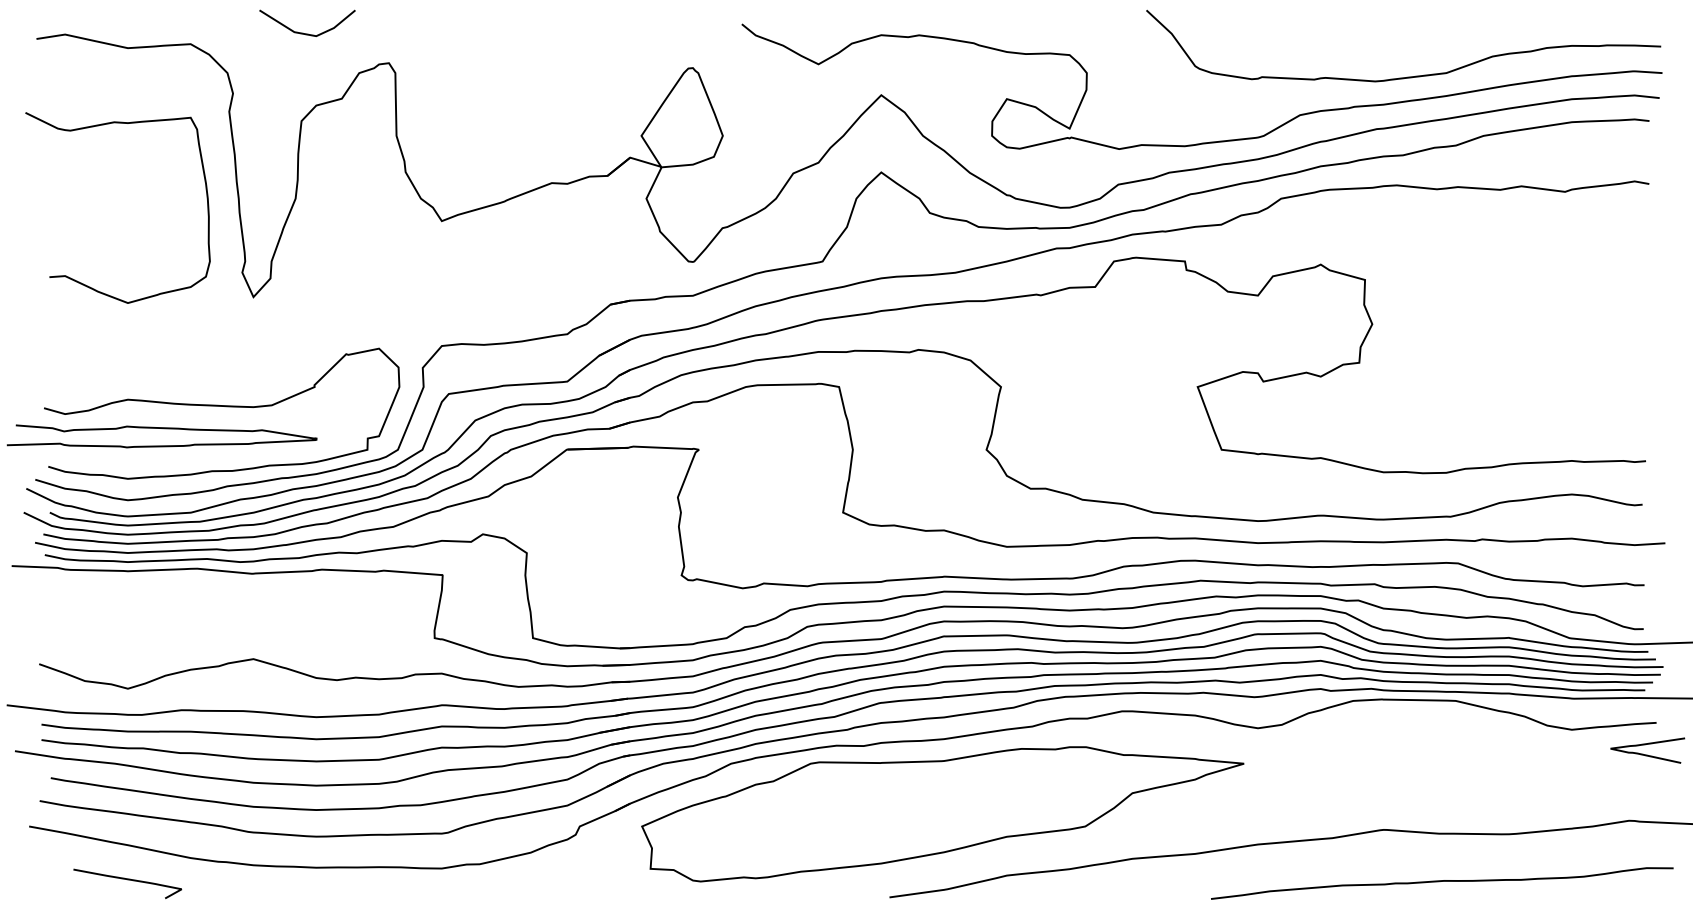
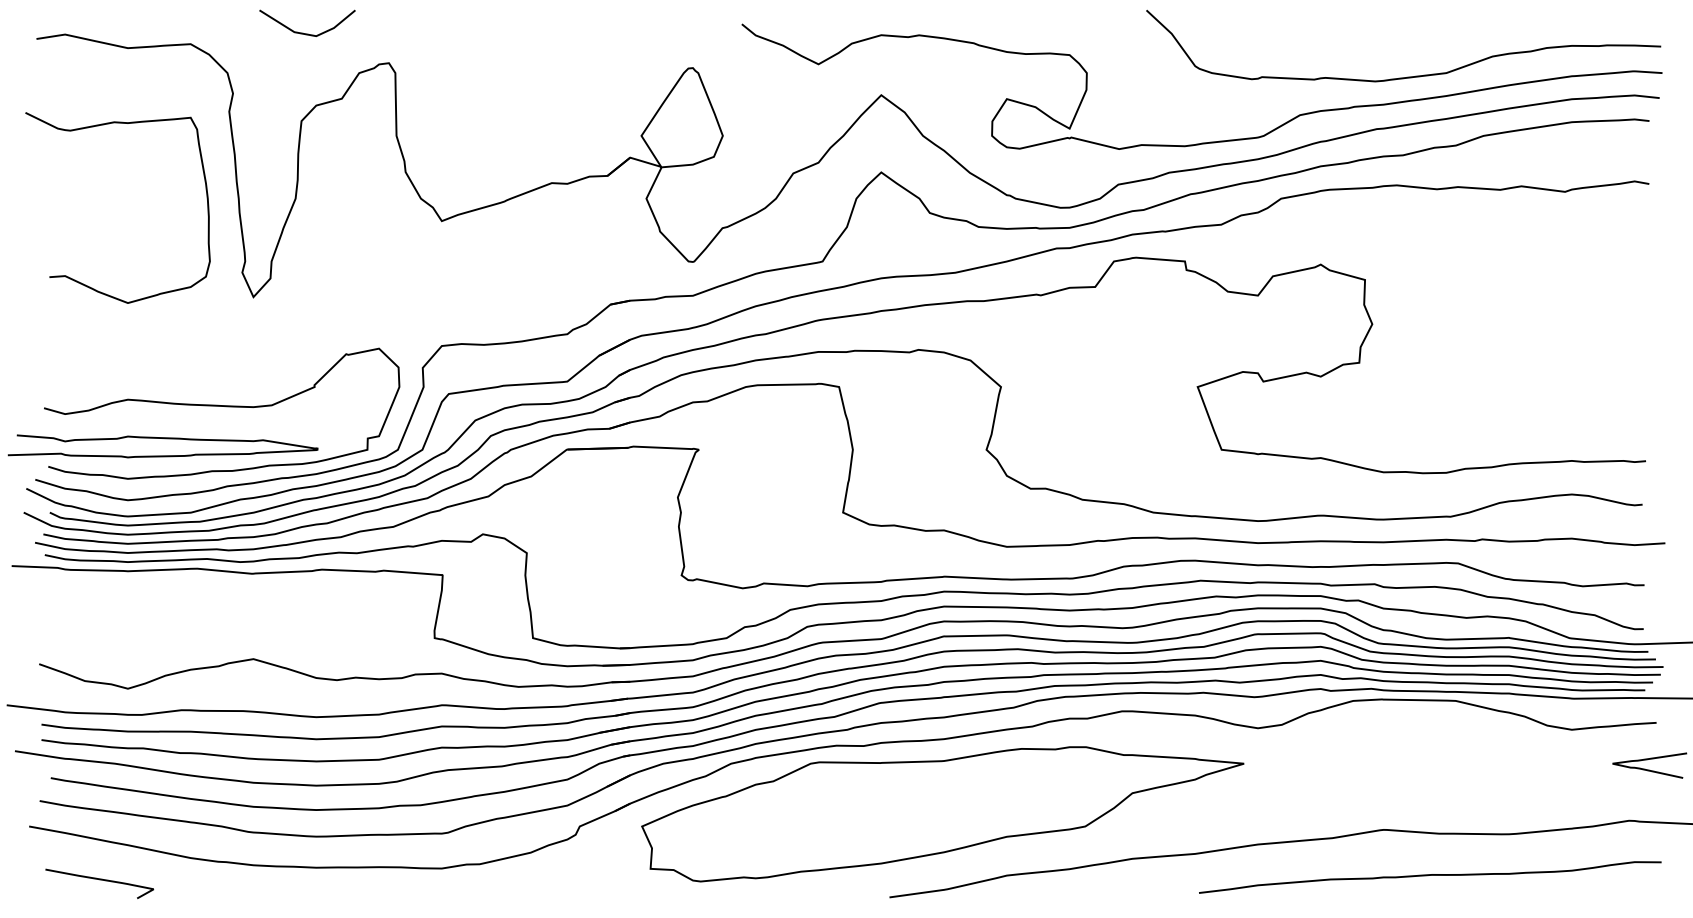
curve position: (163, 429) -> (164, 439) (164, 439)
curve position: (1647, 754) -> (1649, 769) (1649, 769)
curve position: (127, 880) -> (99, 880) (99, 880)
curve position: (1442, 881) -> (1430, 875) (1430, 875)
